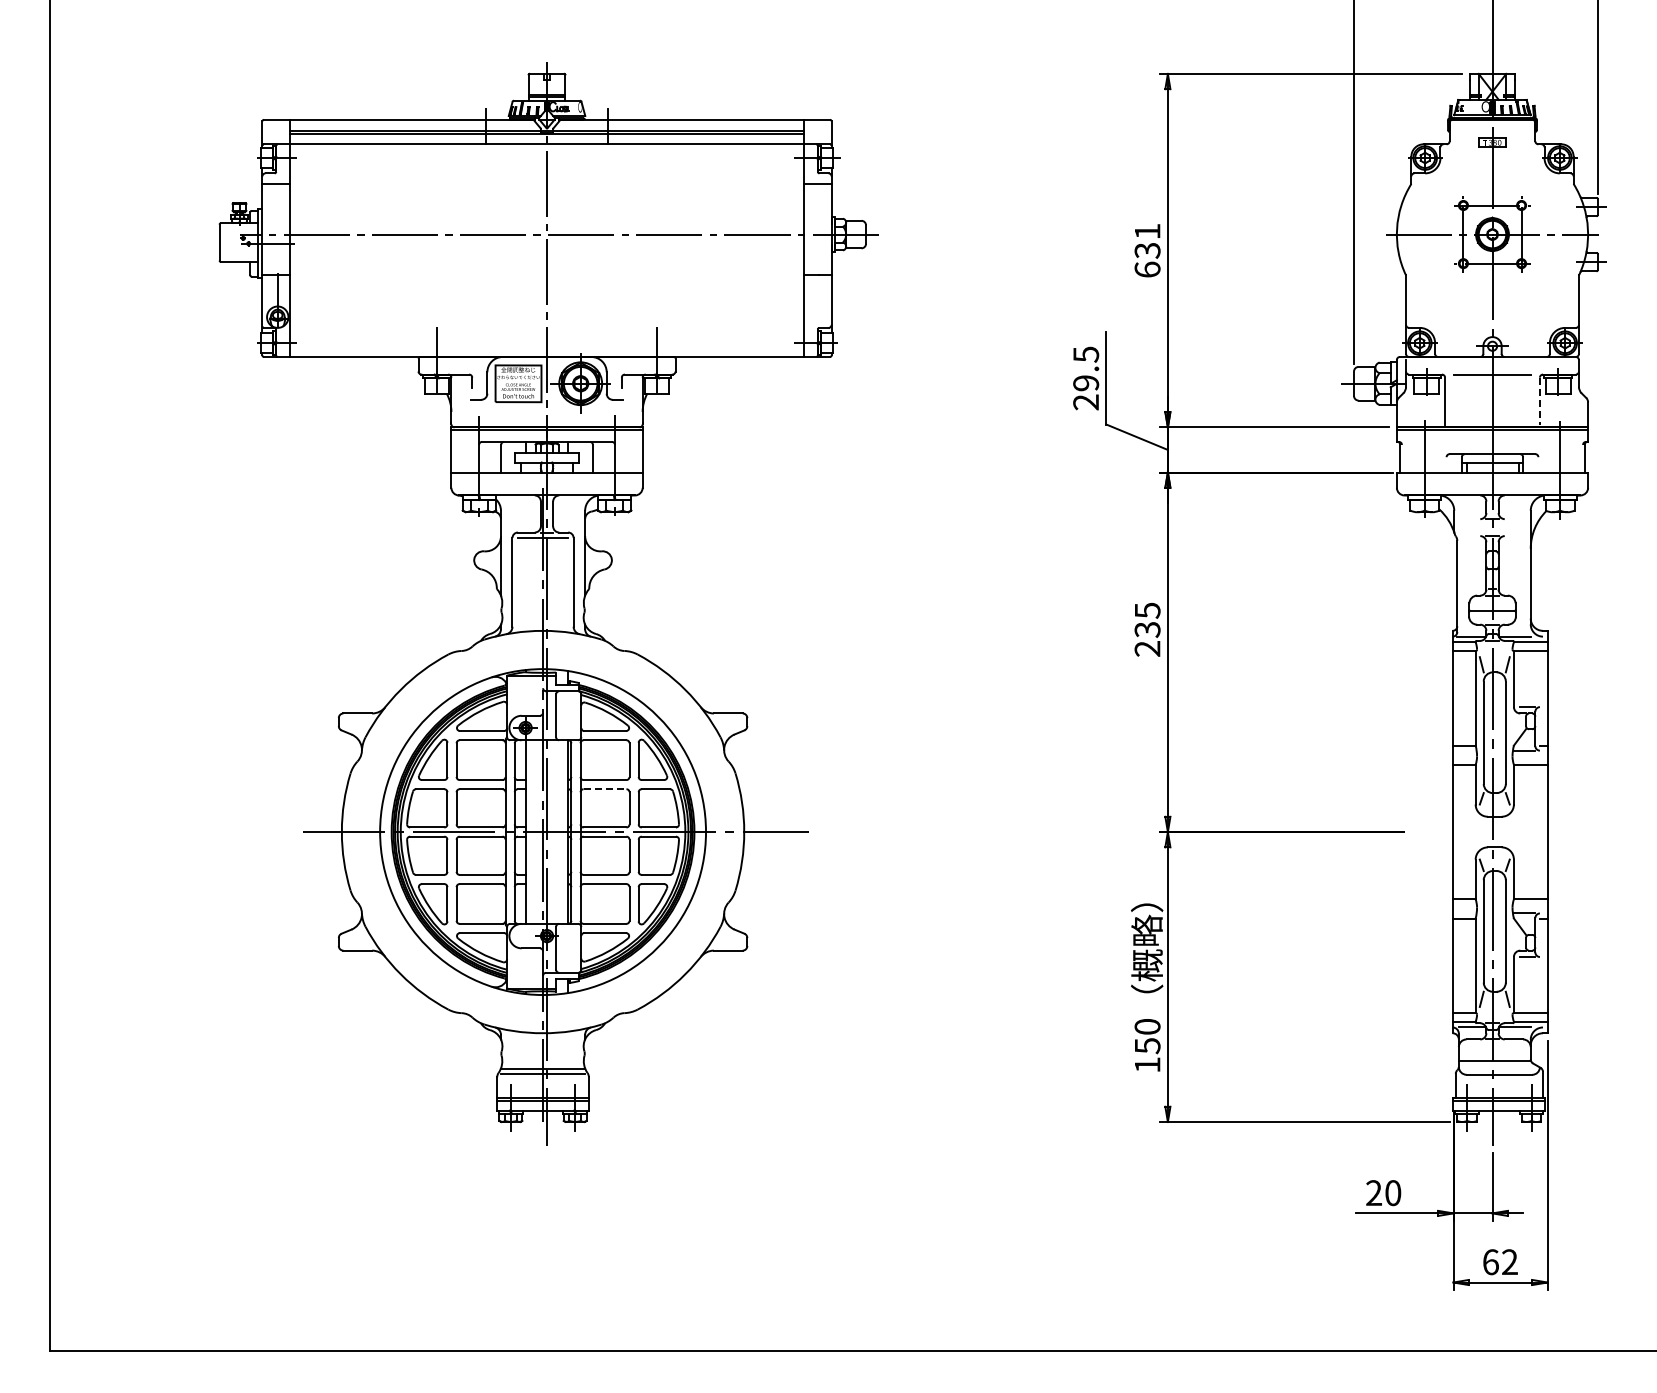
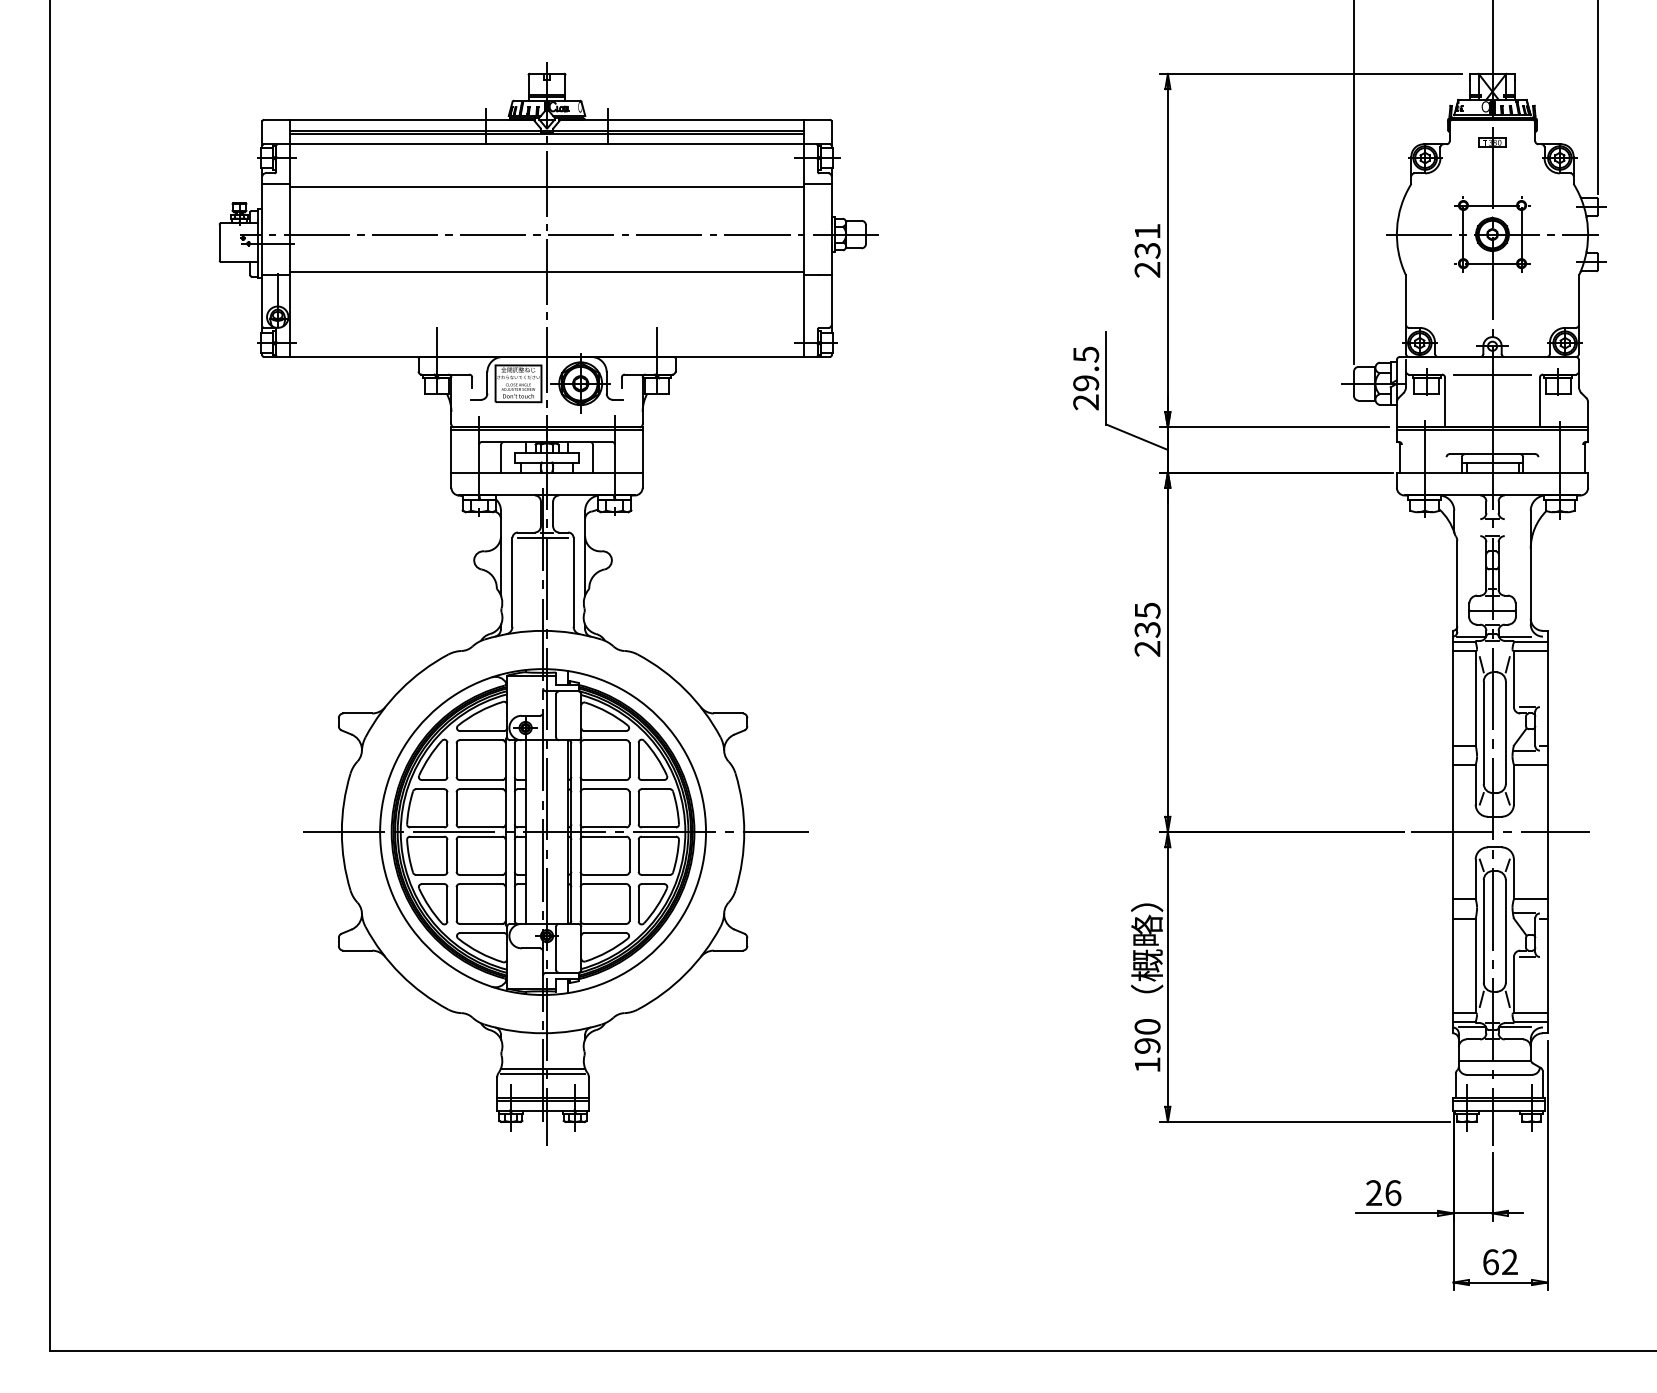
line: none -> present (546, 186)
text: 631 -> 231 (1147, 269)
line: none -> present (546, 271)
line: dashed -> solid (1539, 401)
line: dashed -> solid (605, 789)
line: none -> present (1500, 832)
text: 150 -> 190 (1147, 1046)
text: 20 -> 26 (1393, 1193)
